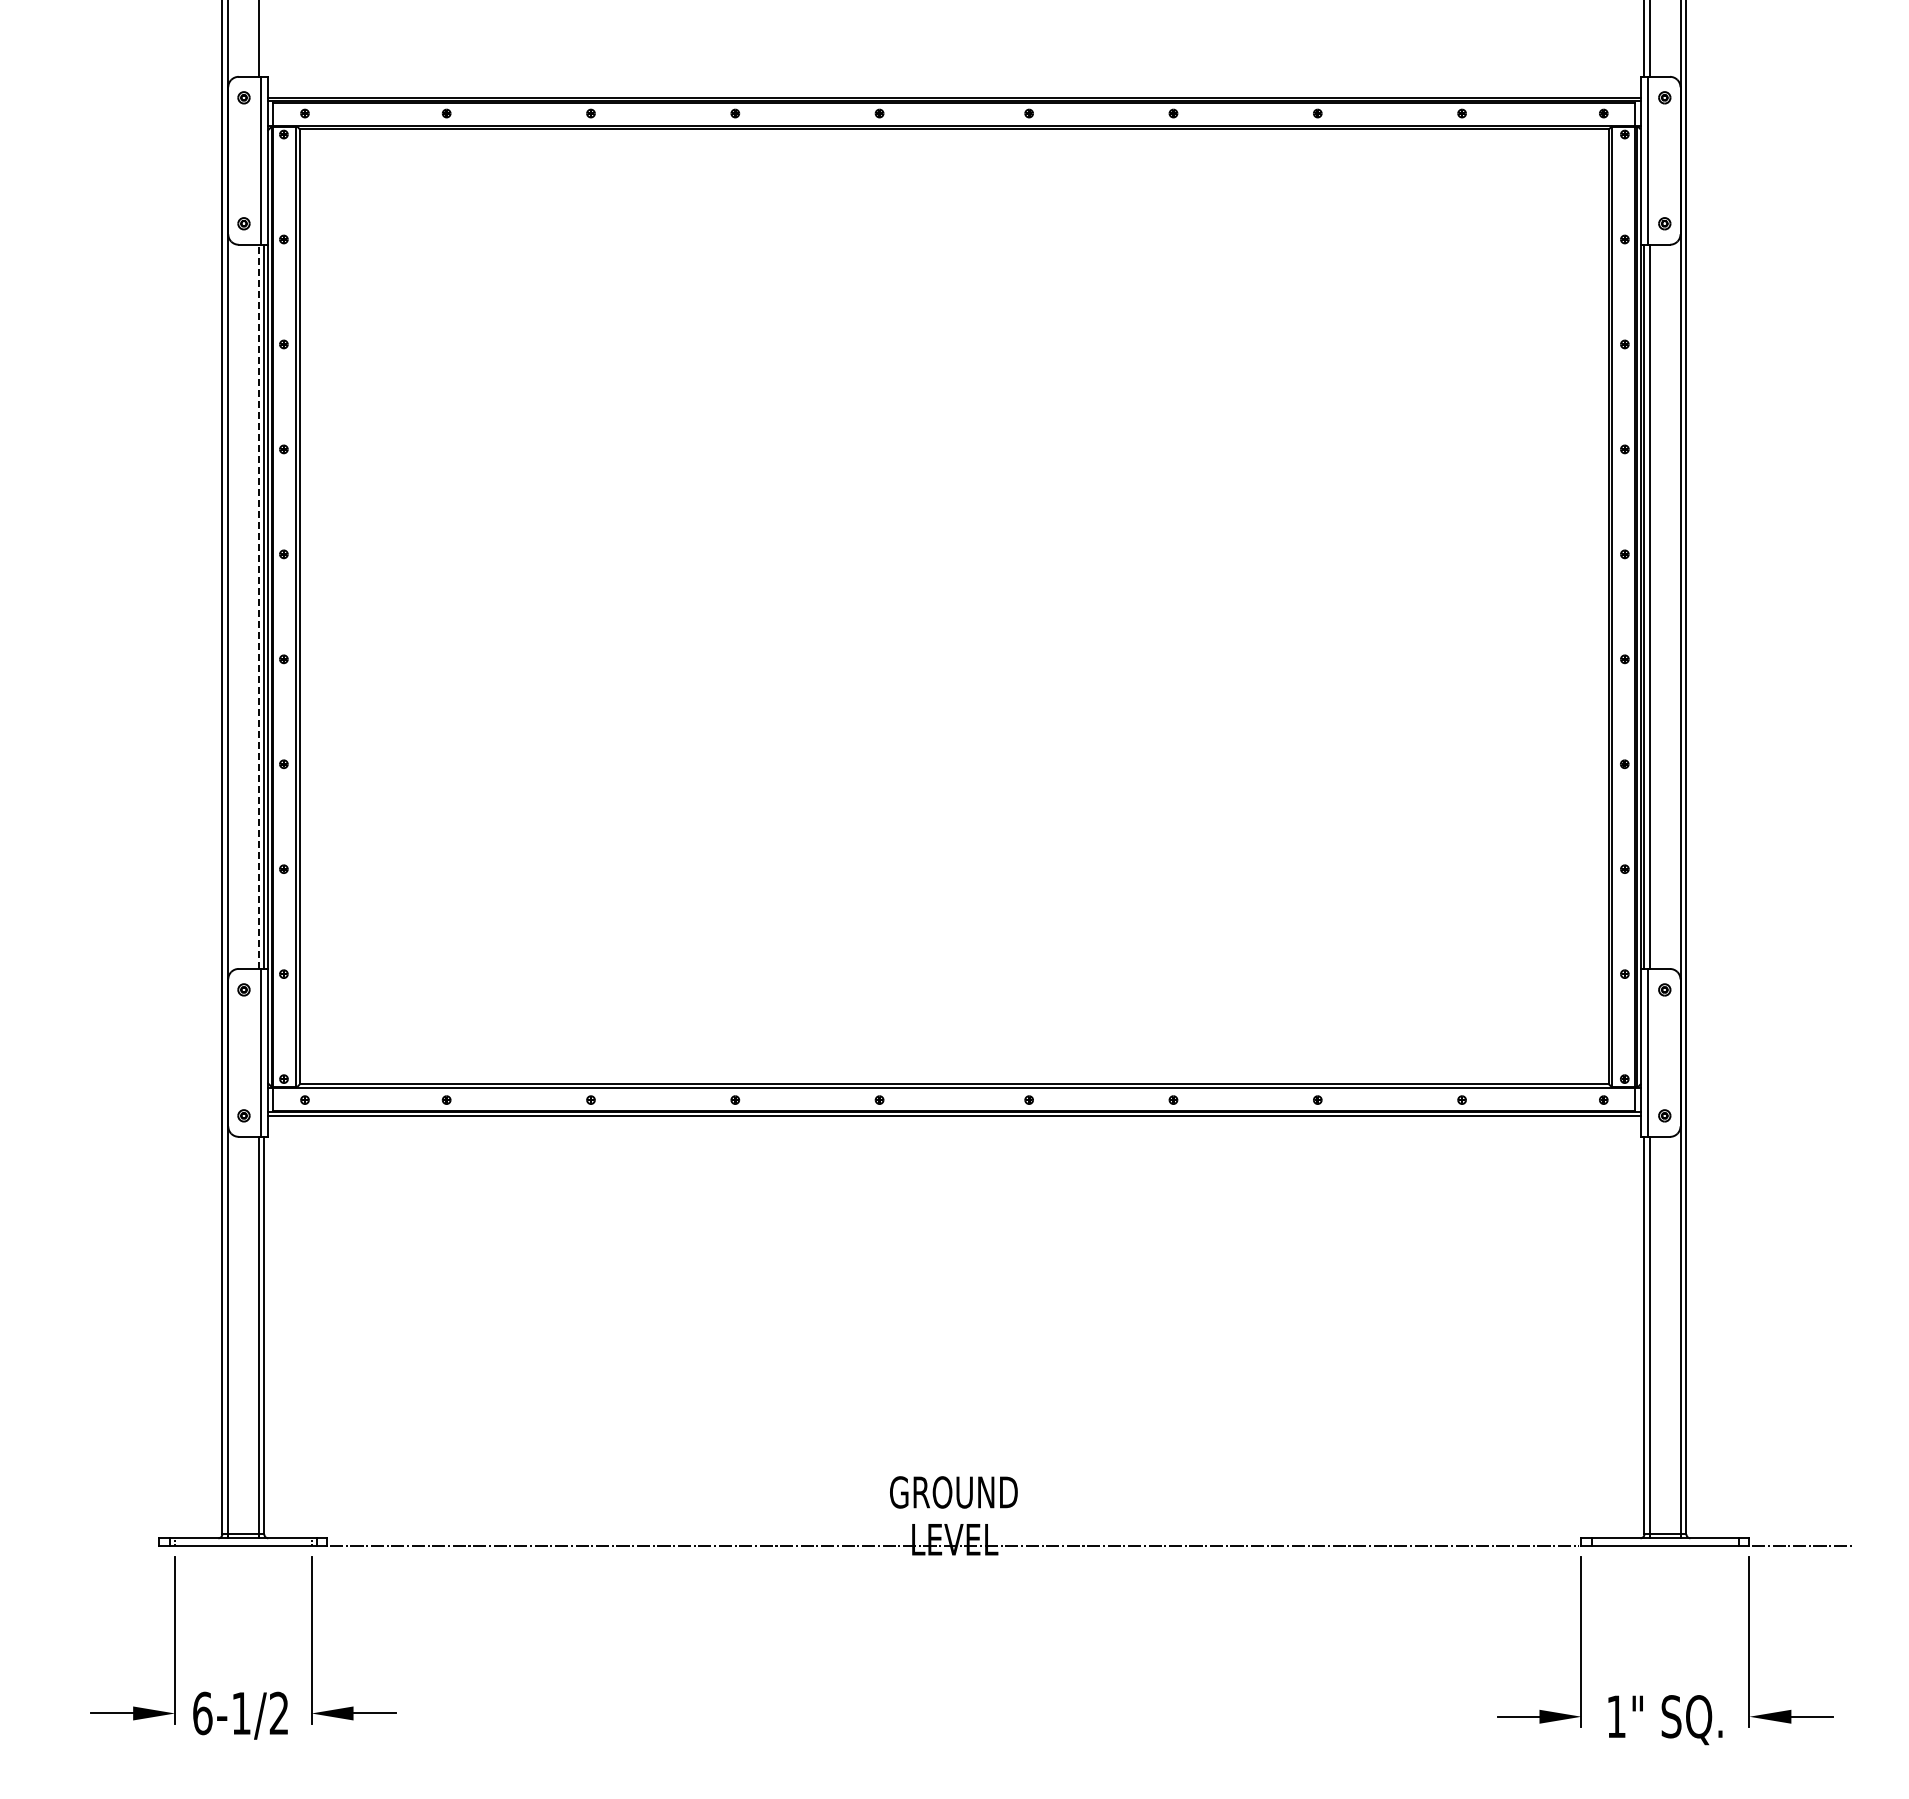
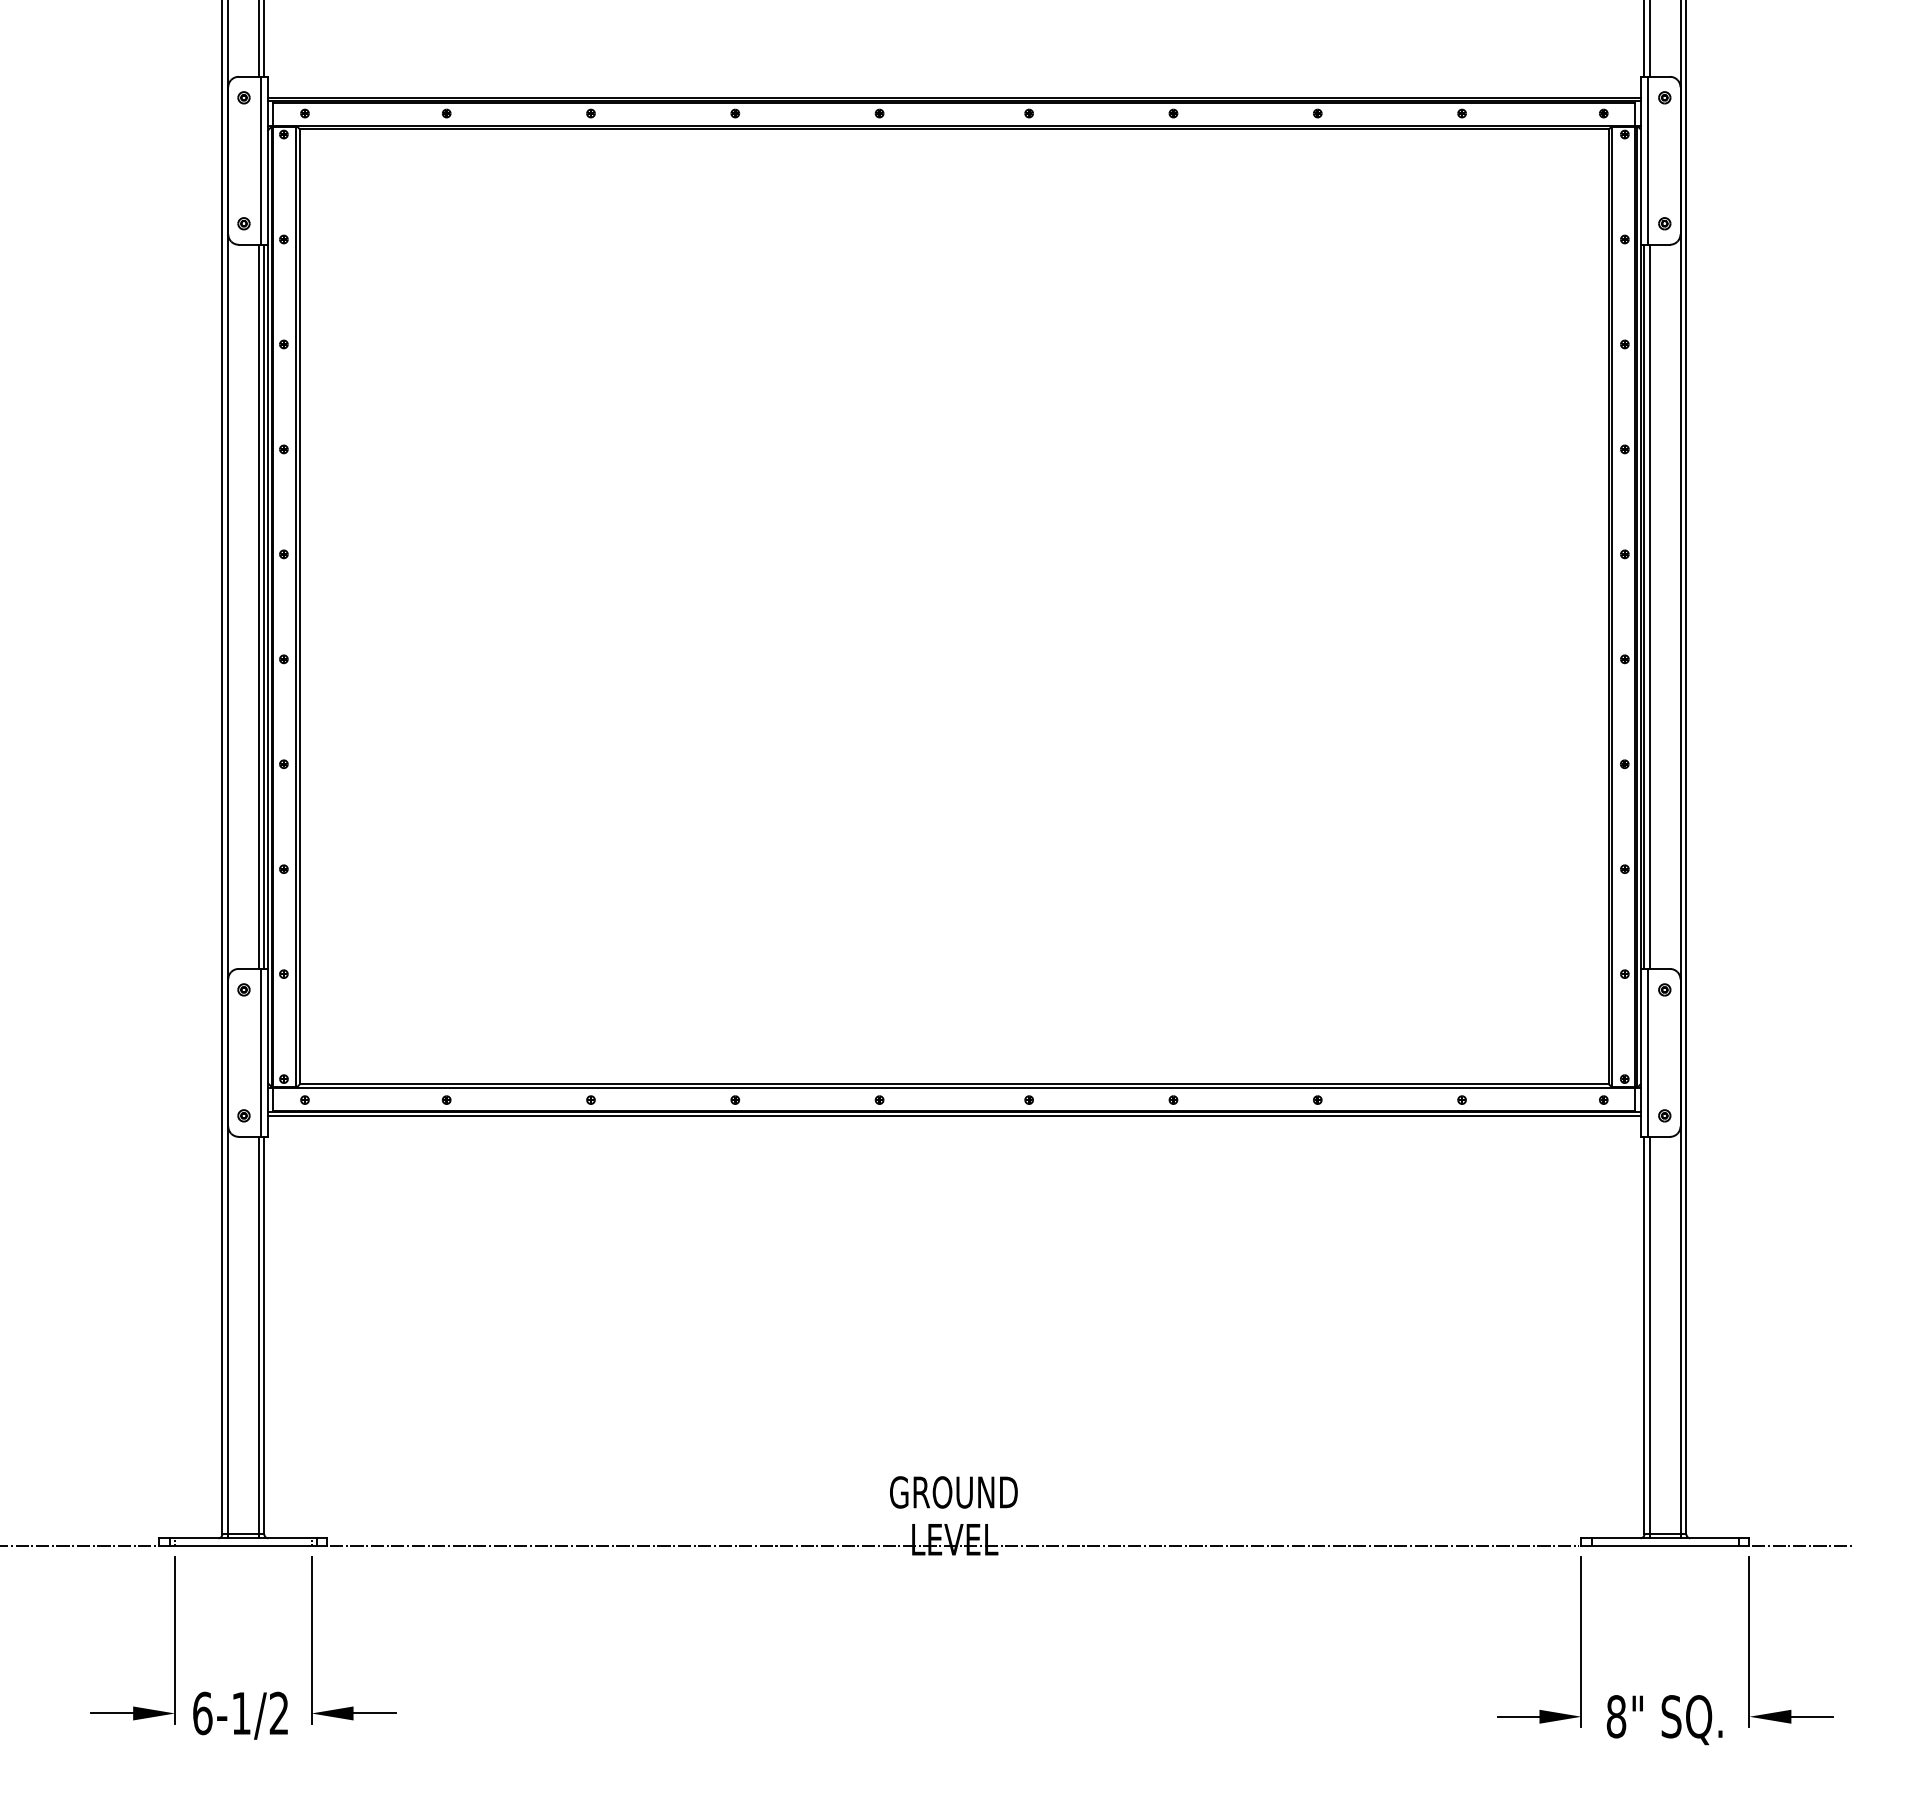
line: none -> present (264, 39)
line: dashed -> solid (259, 606)
line: none -> present (79, 1546)
text: 1" -> 8" (1616, 1716)
